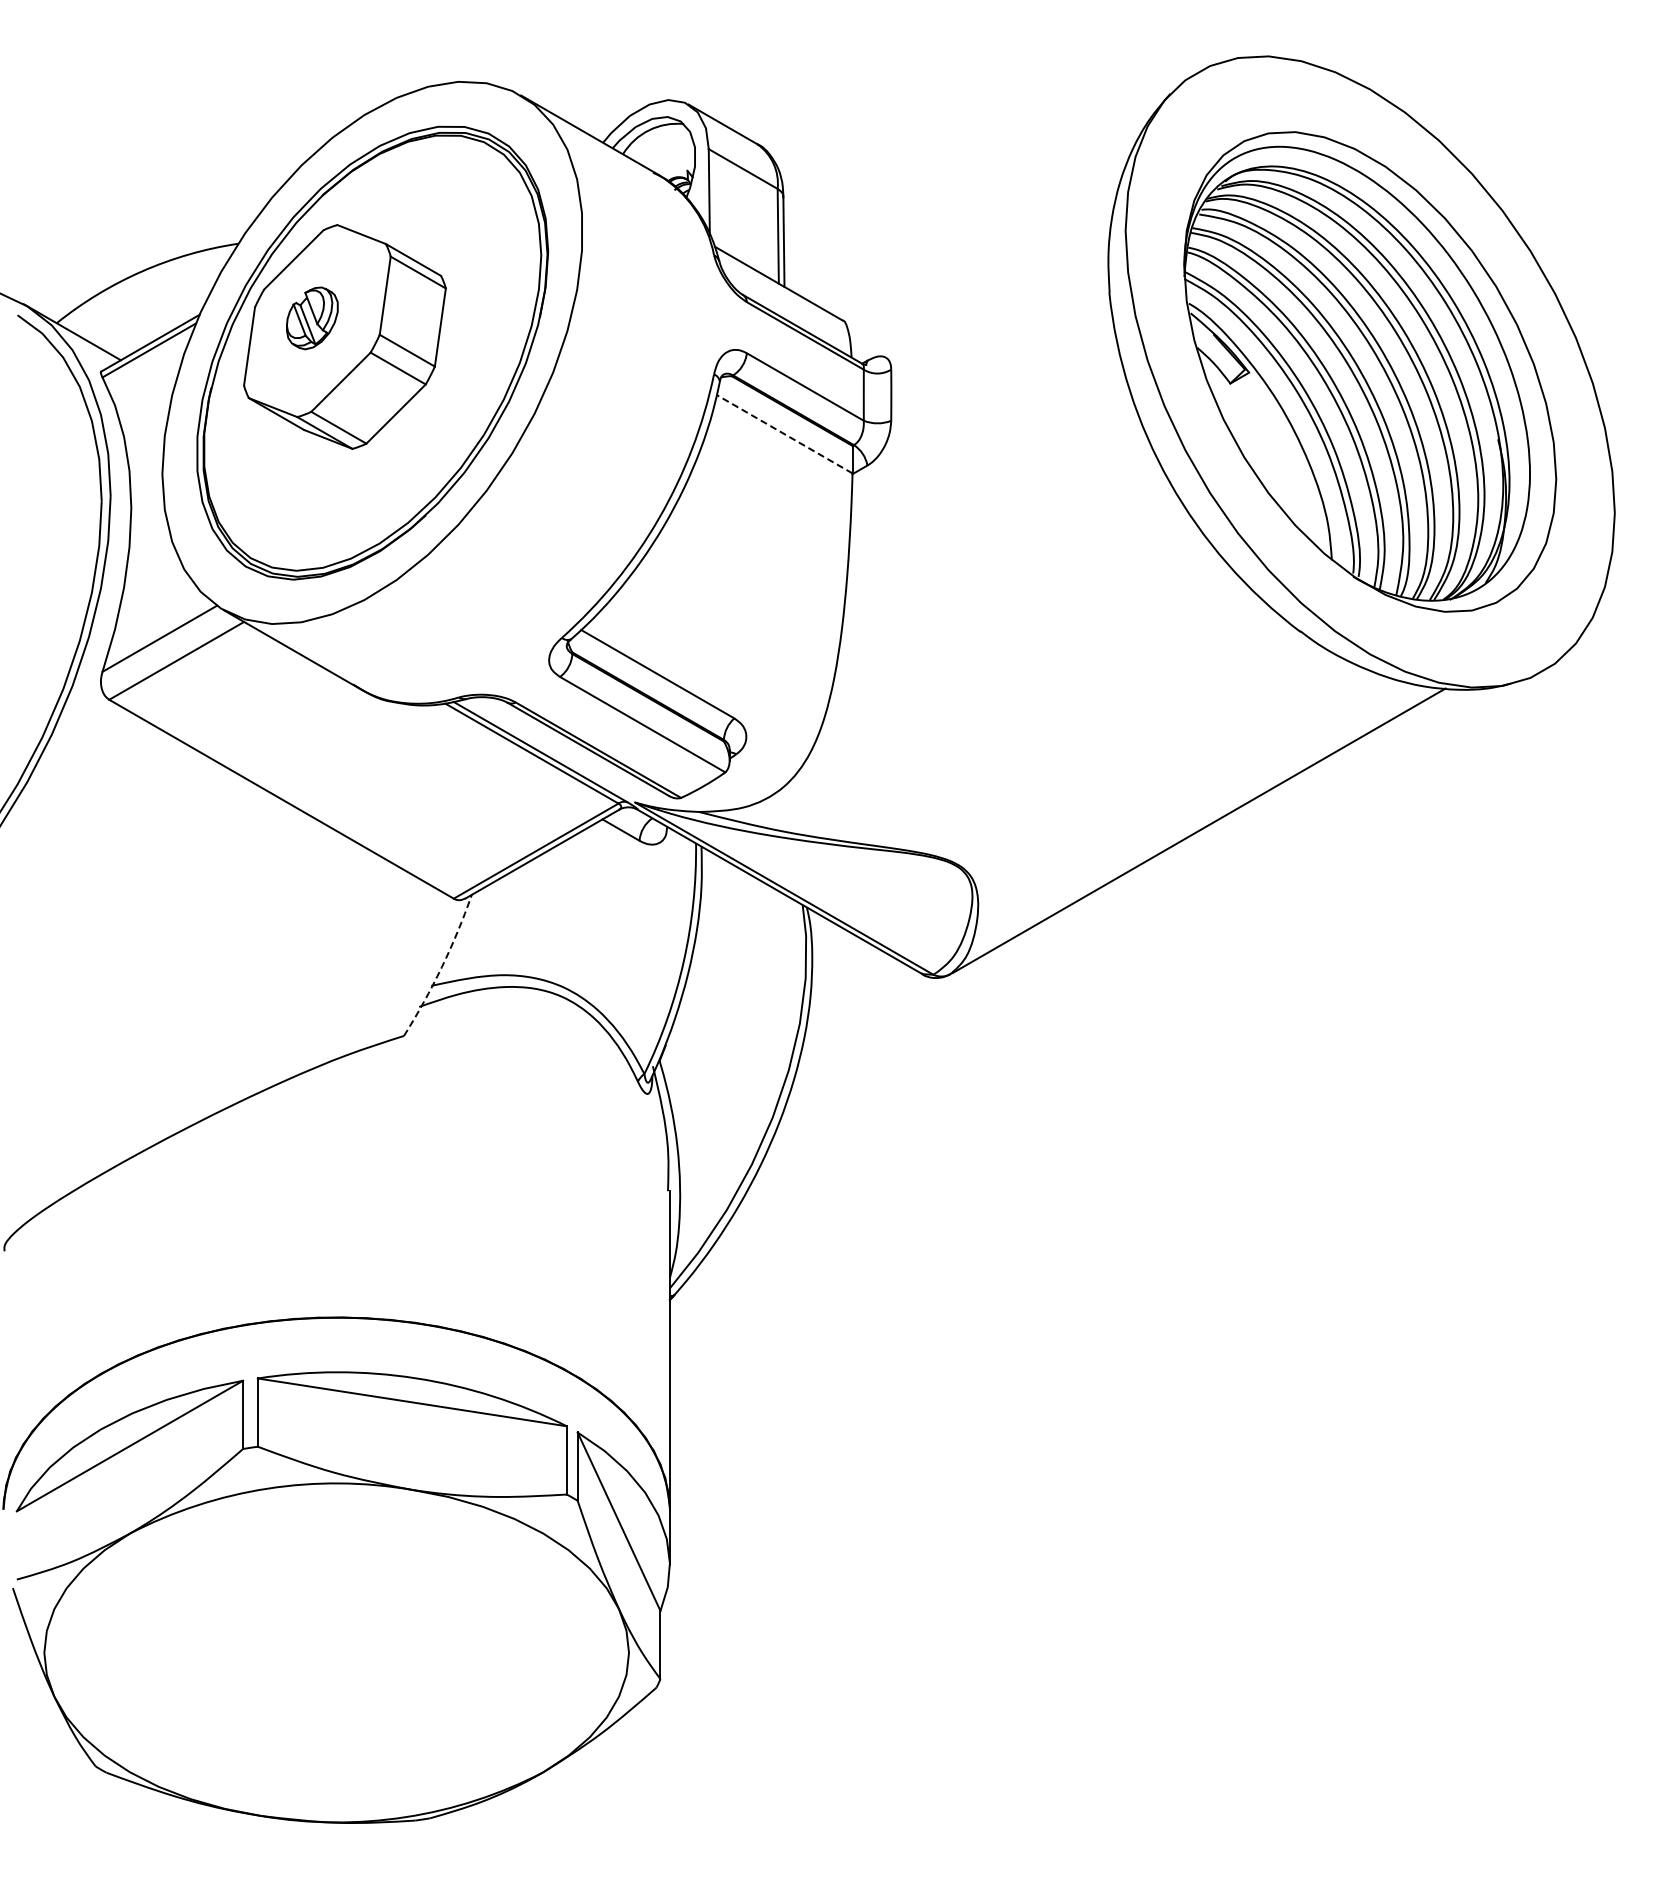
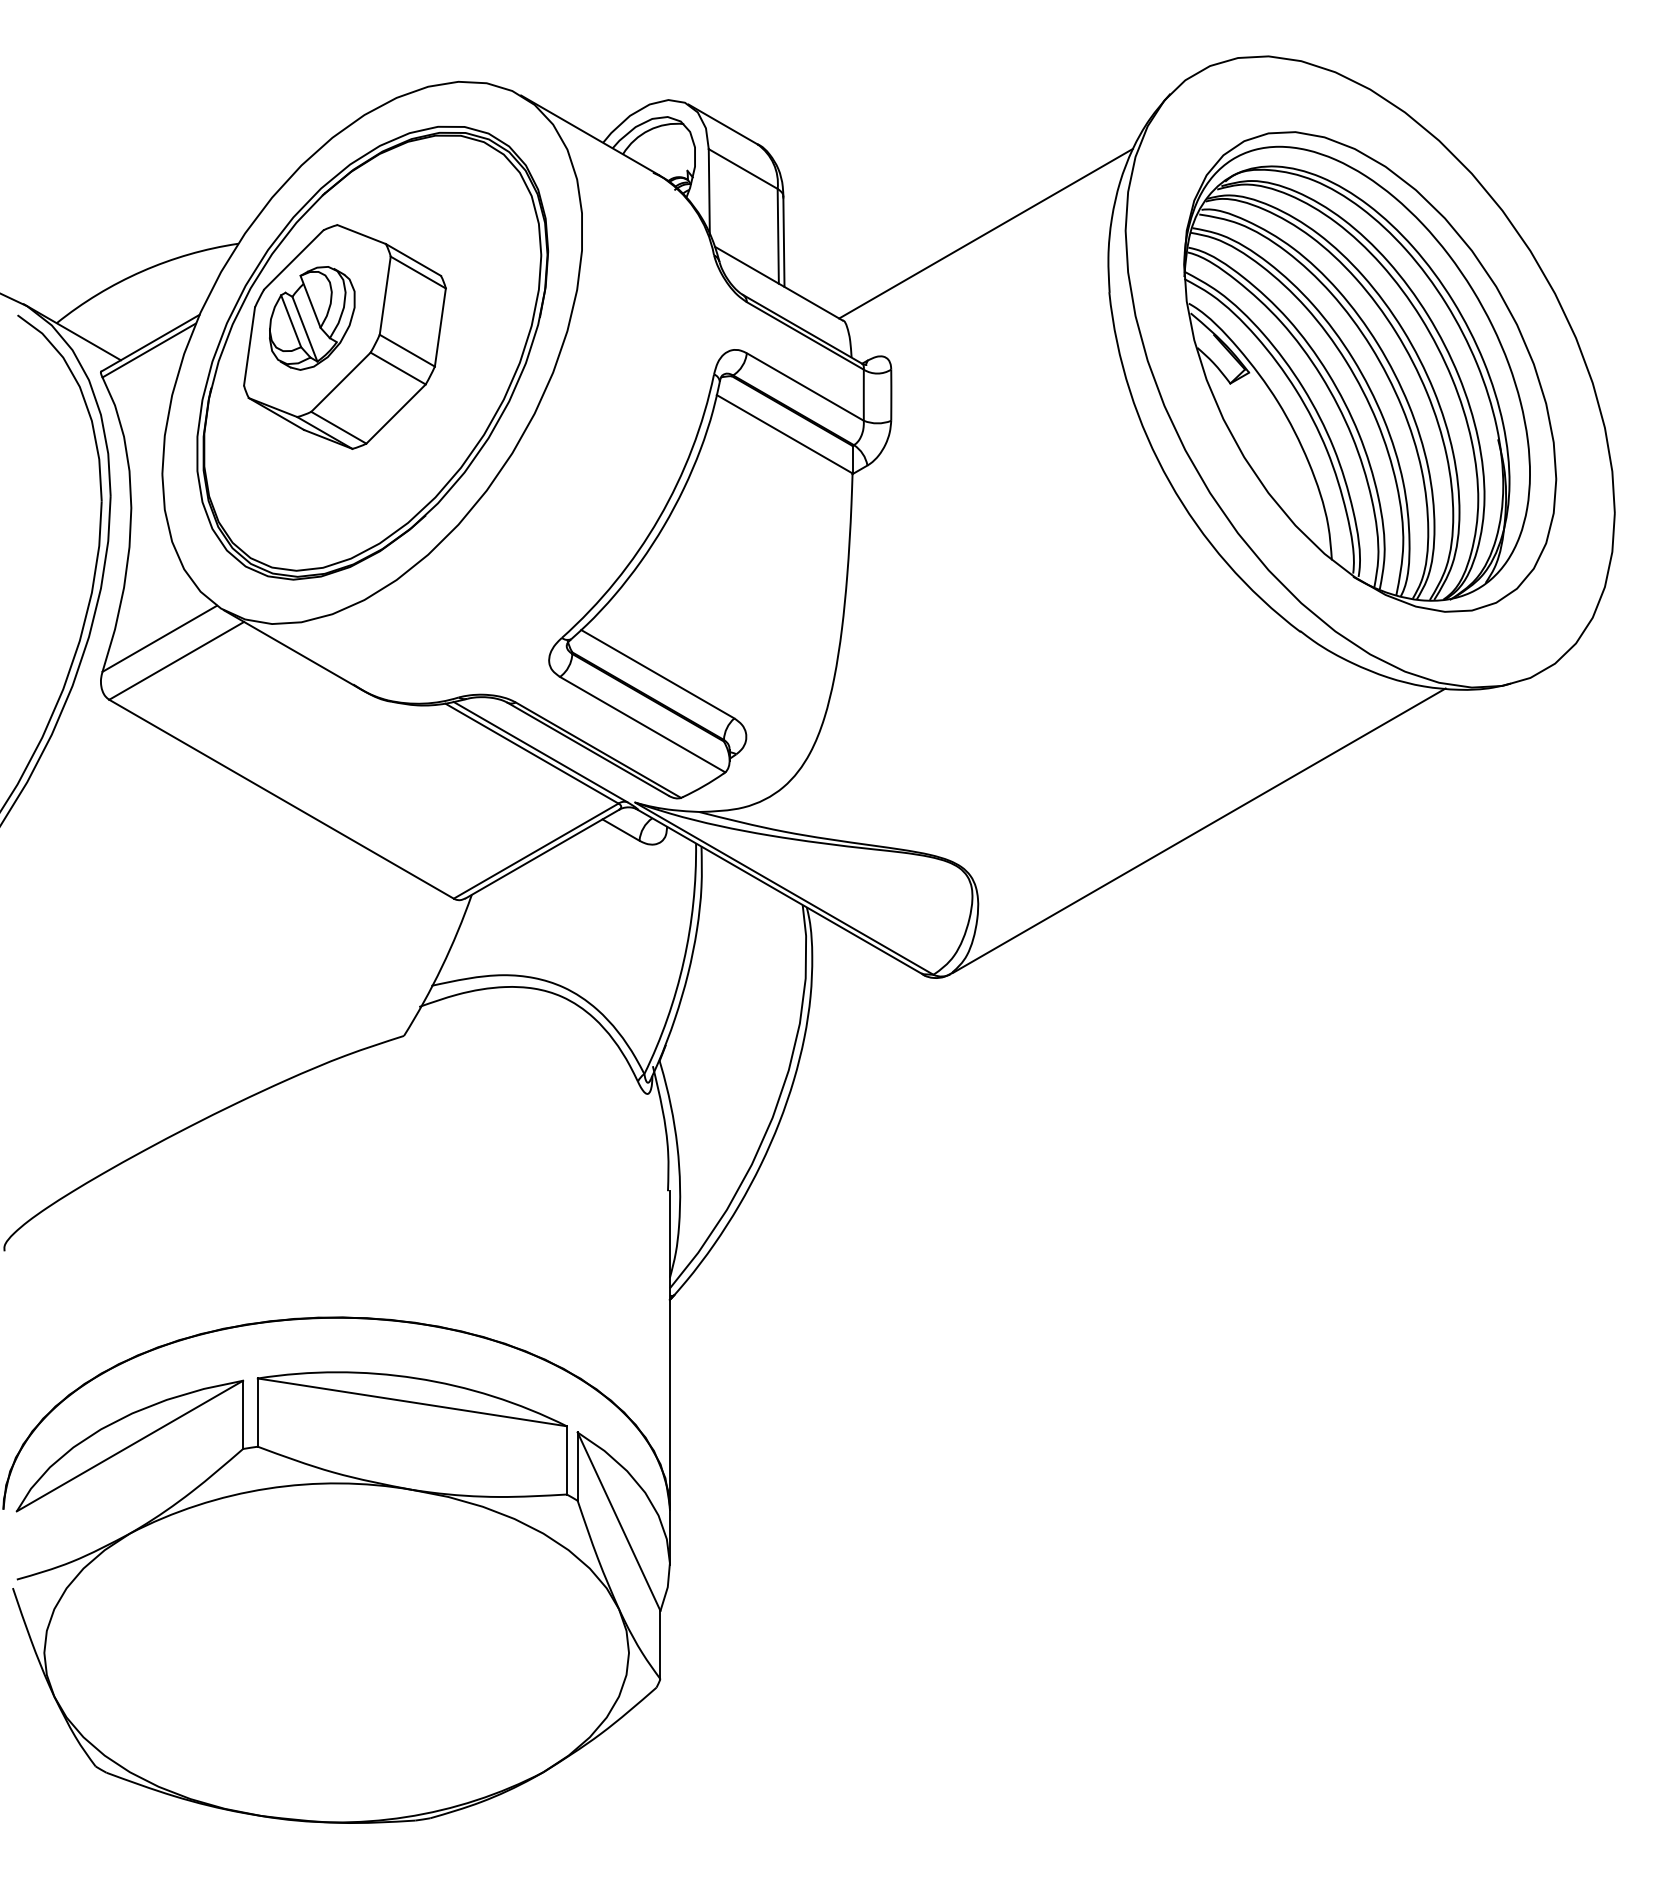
line: none -> present (985, 233)
part size: 53x65 px -> 87x105 px (312, 318)
line: dashed -> solid (784, 434)
arc: dashed -> solid (441, 967)
